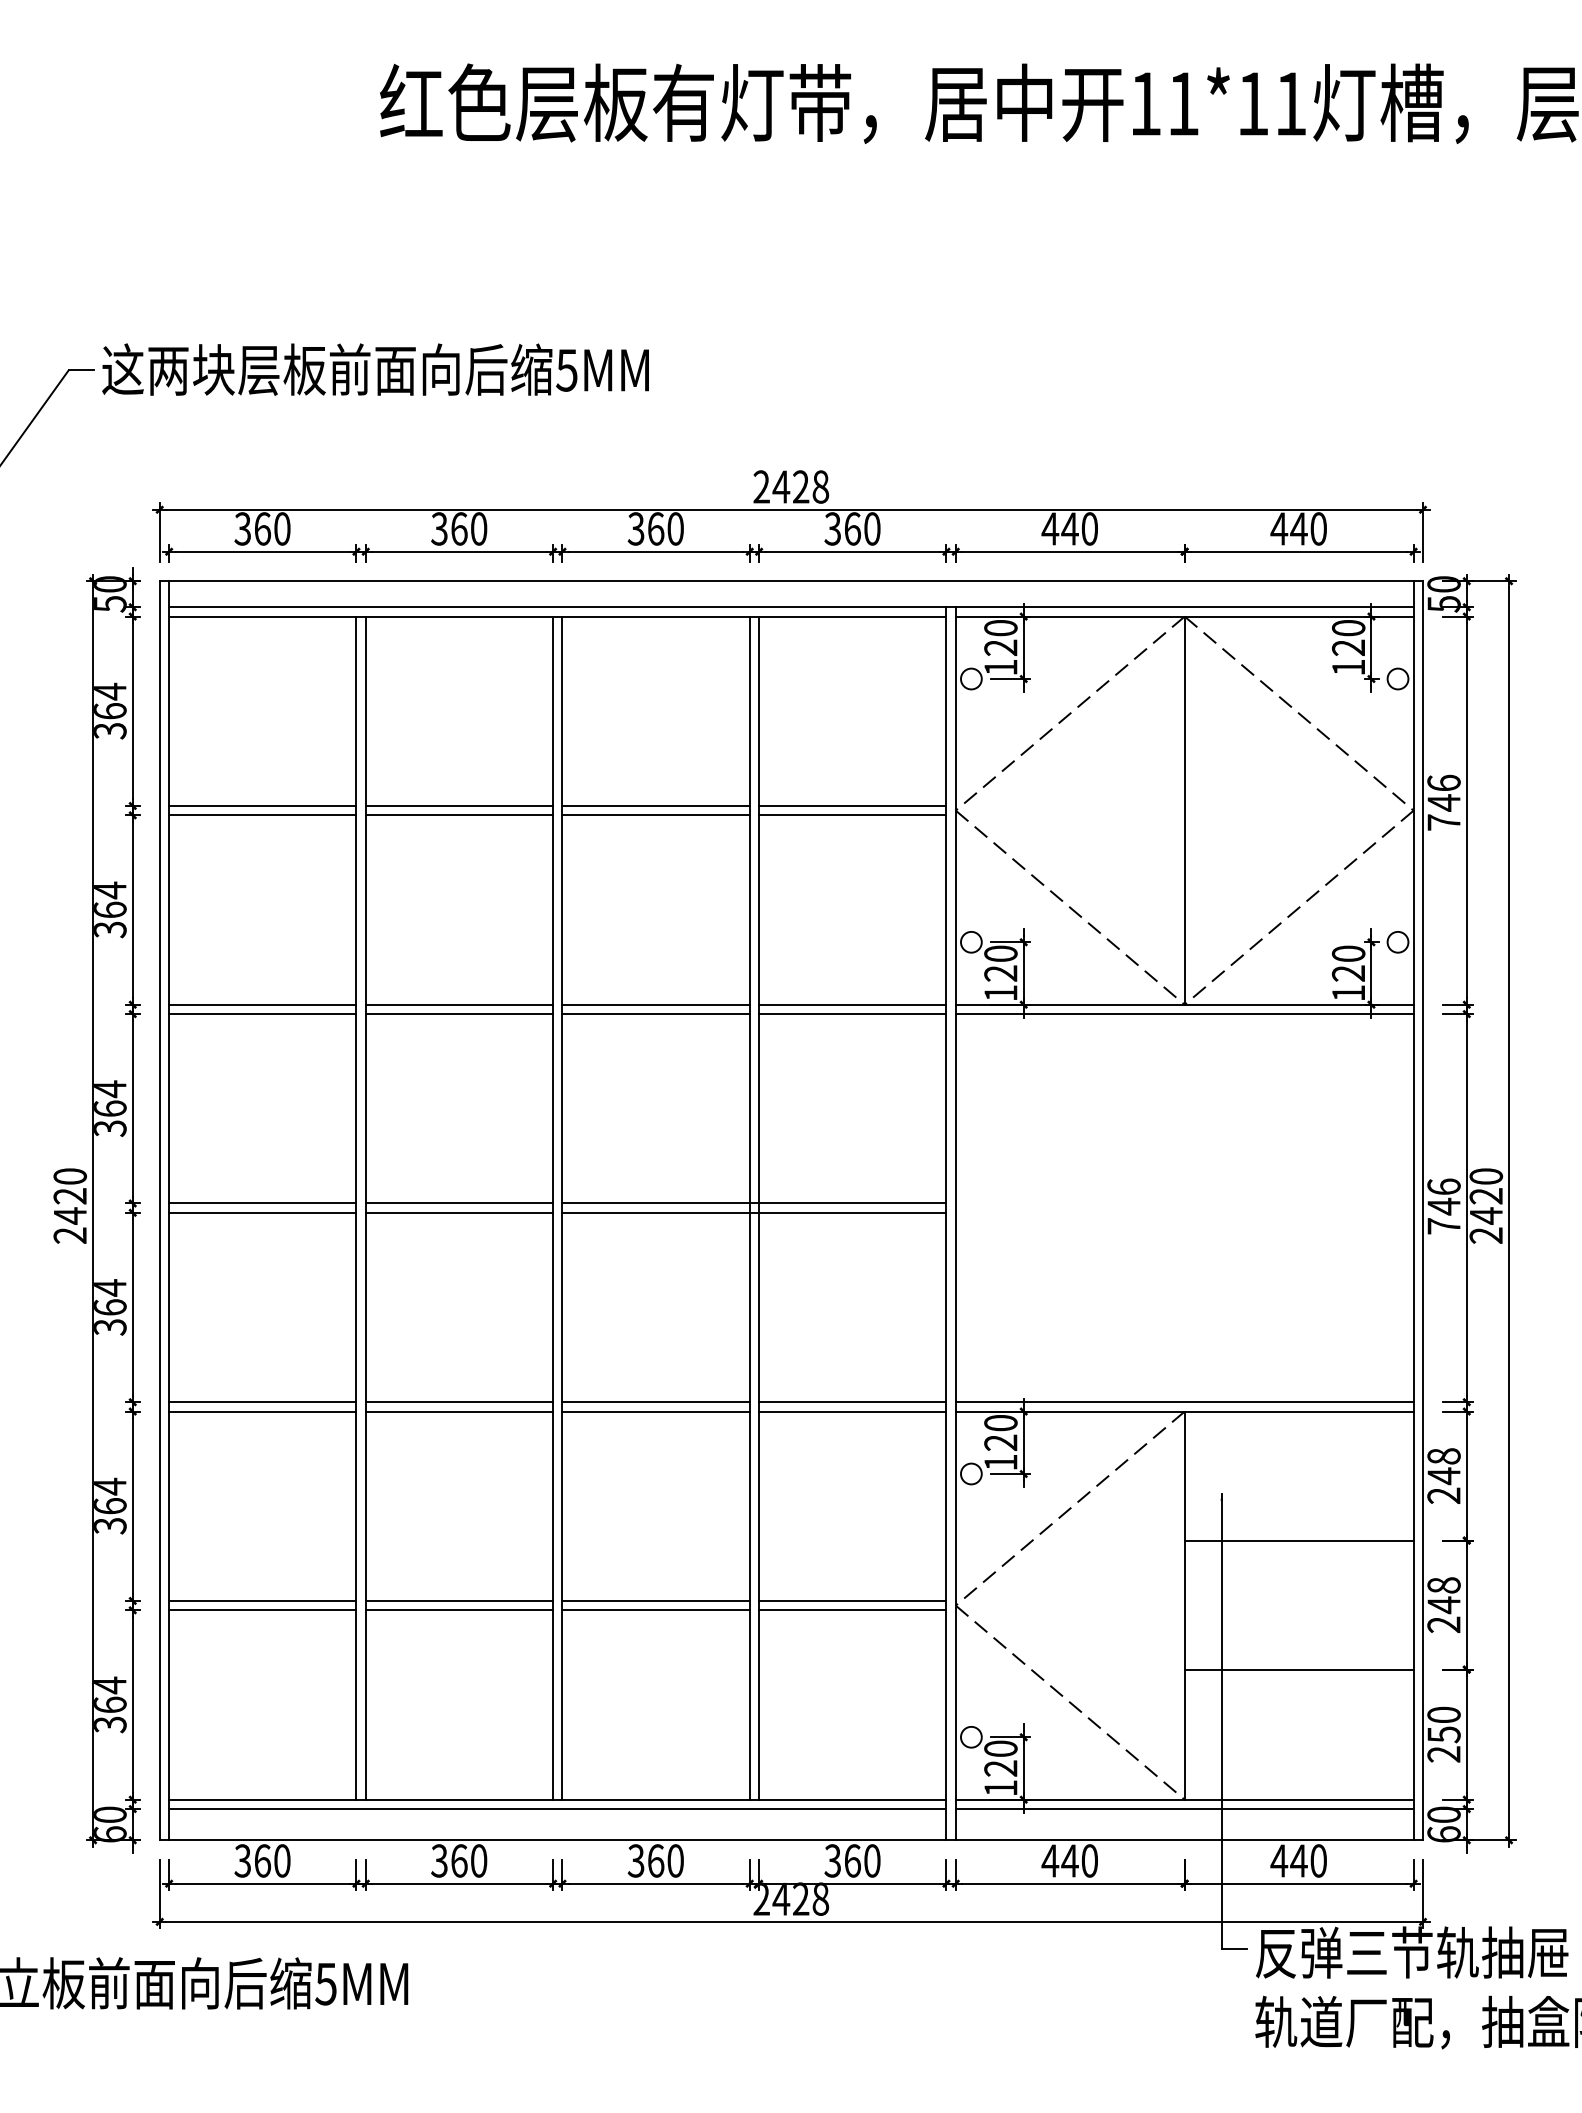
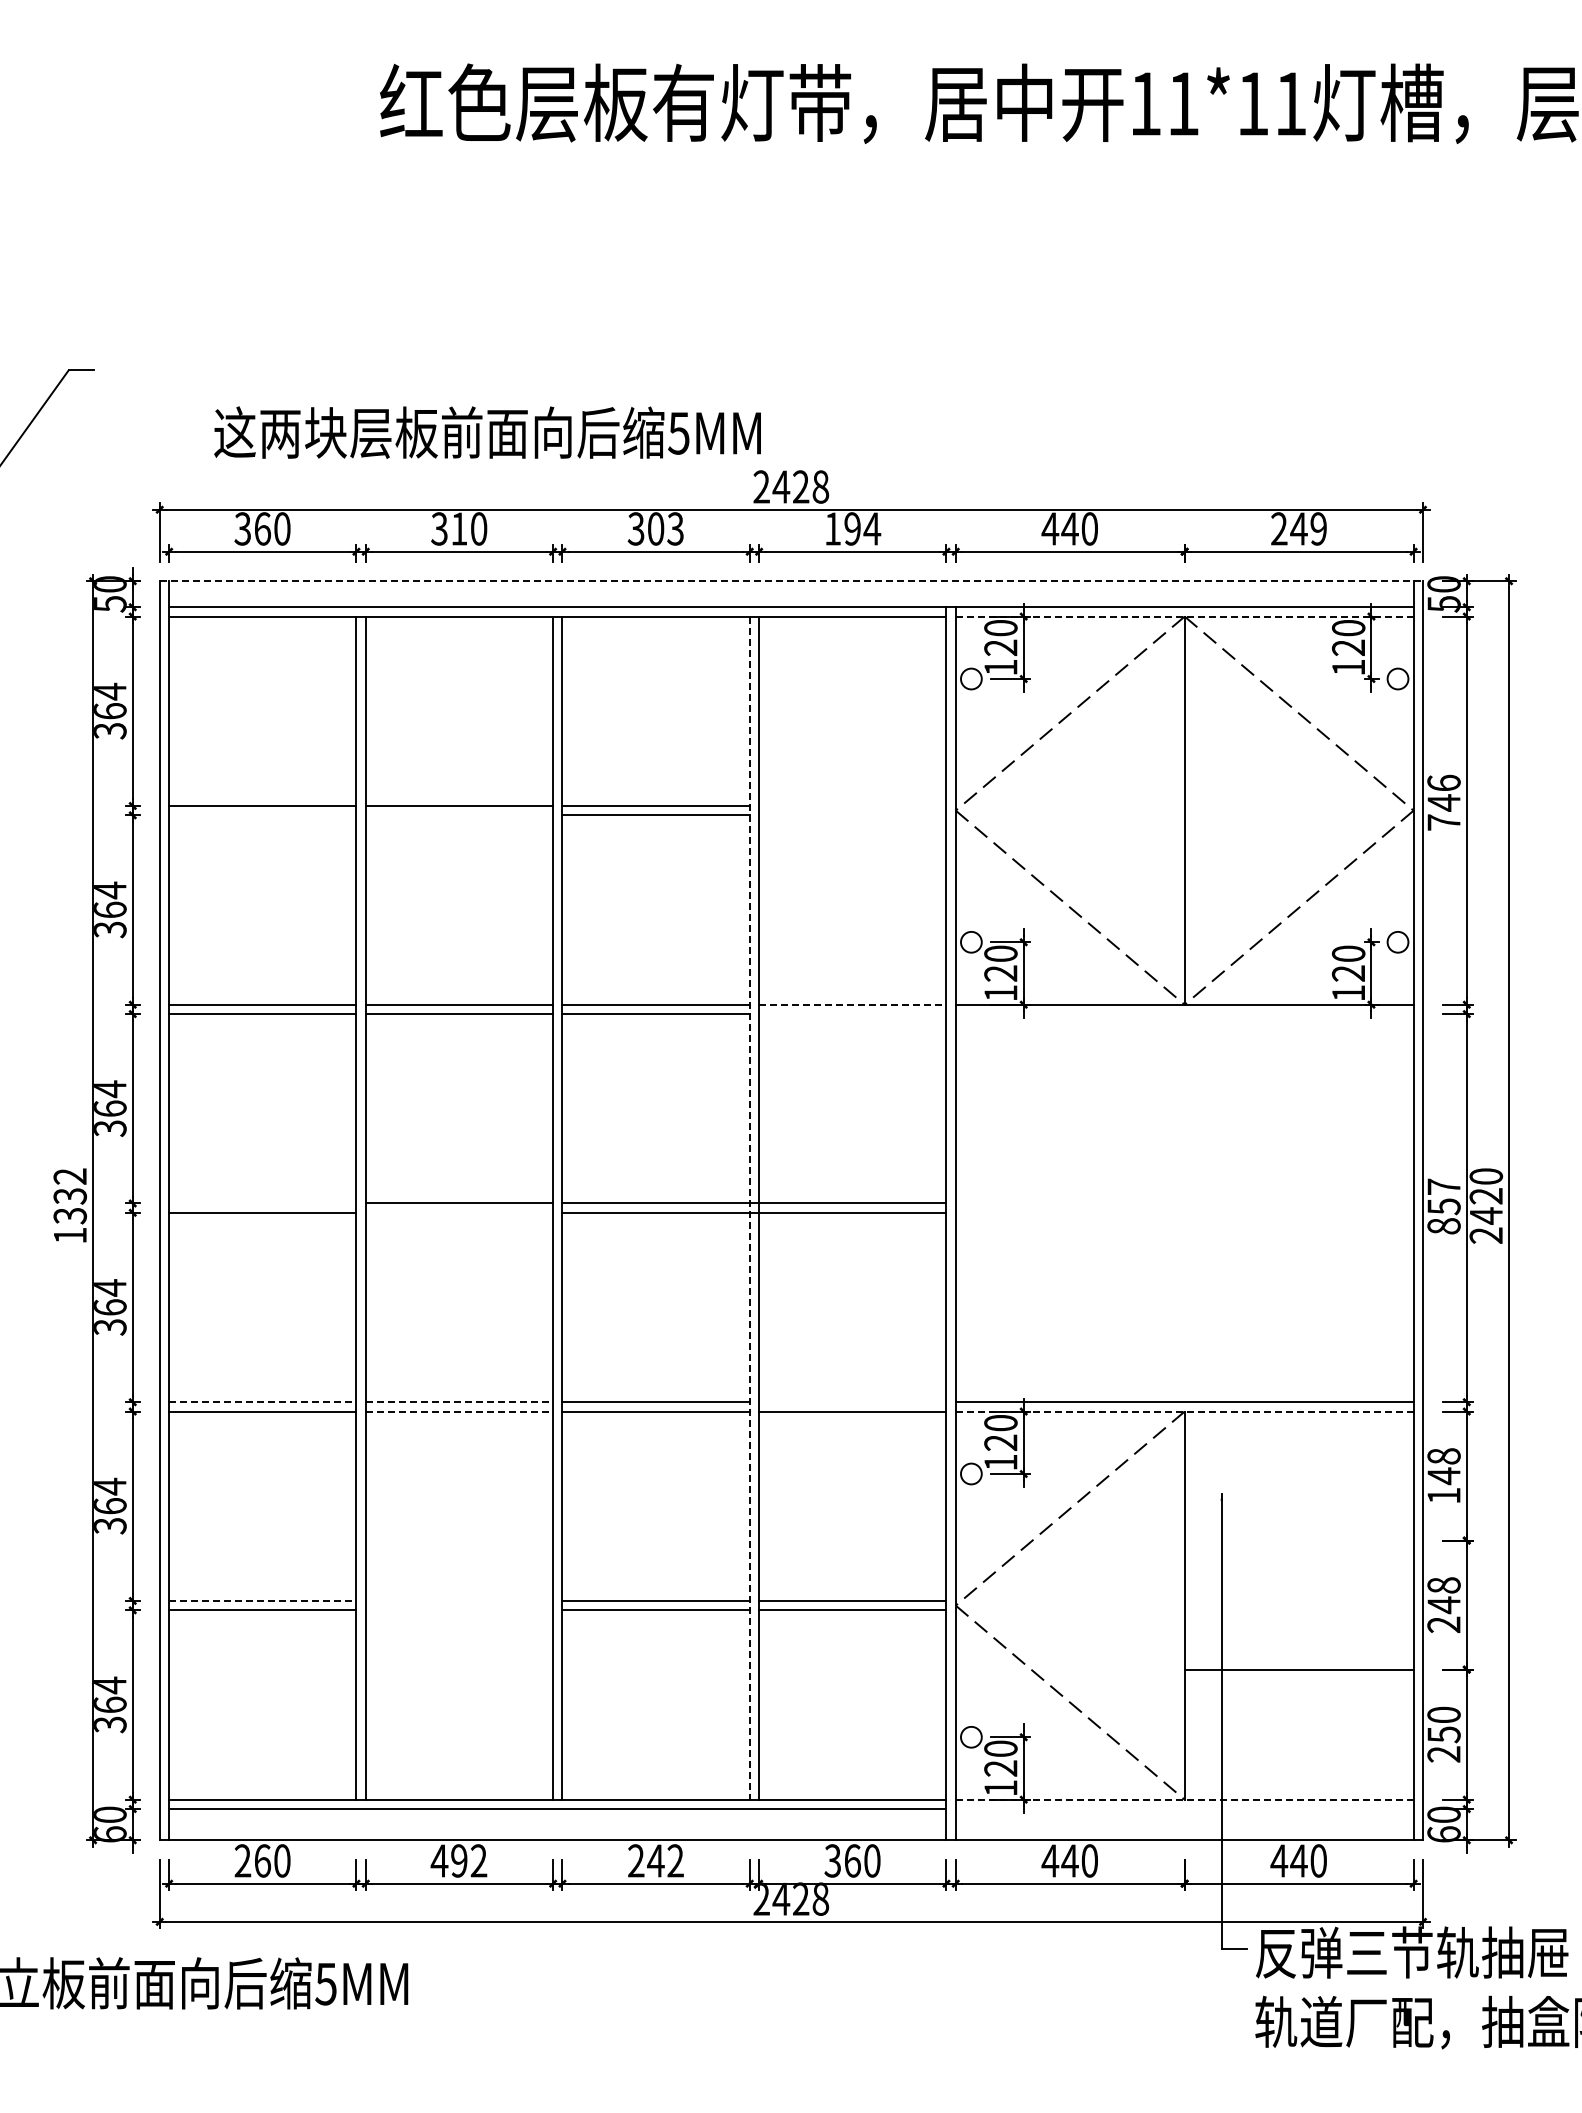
text position: (375, 369) -> (487, 432) (487, 432)
text: 360 -> 310 (459, 528)
text: 360 -> 303 (665, 528)
text: 360 -> 194 (852, 528)
text: 440 -> 249 (1298, 528)
line: solid -> dashed (791, 581)
line: solid -> dashed (1184, 616)
line: present -> none (852, 805)
line: present -> none (262, 815)
line: present -> none (459, 815)
line: present -> none (852, 815)
line: solid -> dashed (852, 1004)
line: present -> none (852, 1014)
line: present -> none (1184, 1014)
line: present -> none (262, 1203)
text: 2420 -> 1332 (70, 1205)
text: 746 -> 857 (1443, 1206)
line: solid -> dashed (749, 1208)
line: present -> none (459, 1212)
line: solid -> dashed (262, 1402)
line: solid -> dashed (459, 1402)
line: present -> none (852, 1402)
line: solid -> dashed (459, 1411)
line: solid -> dashed (1184, 1411)
text: 248 -> 148 (1443, 1495)
line: present -> none (1298, 1540)
line: solid -> dashed (262, 1600)
line: present -> none (459, 1600)
line: present -> none (459, 1610)
line: solid -> dashed (1184, 1799)
line: present -> none (1184, 1809)
text: 360 -> 260 (242, 1860)
text: 360 -> 492 (458, 1860)
text: 360 -> 242 (655, 1860)
